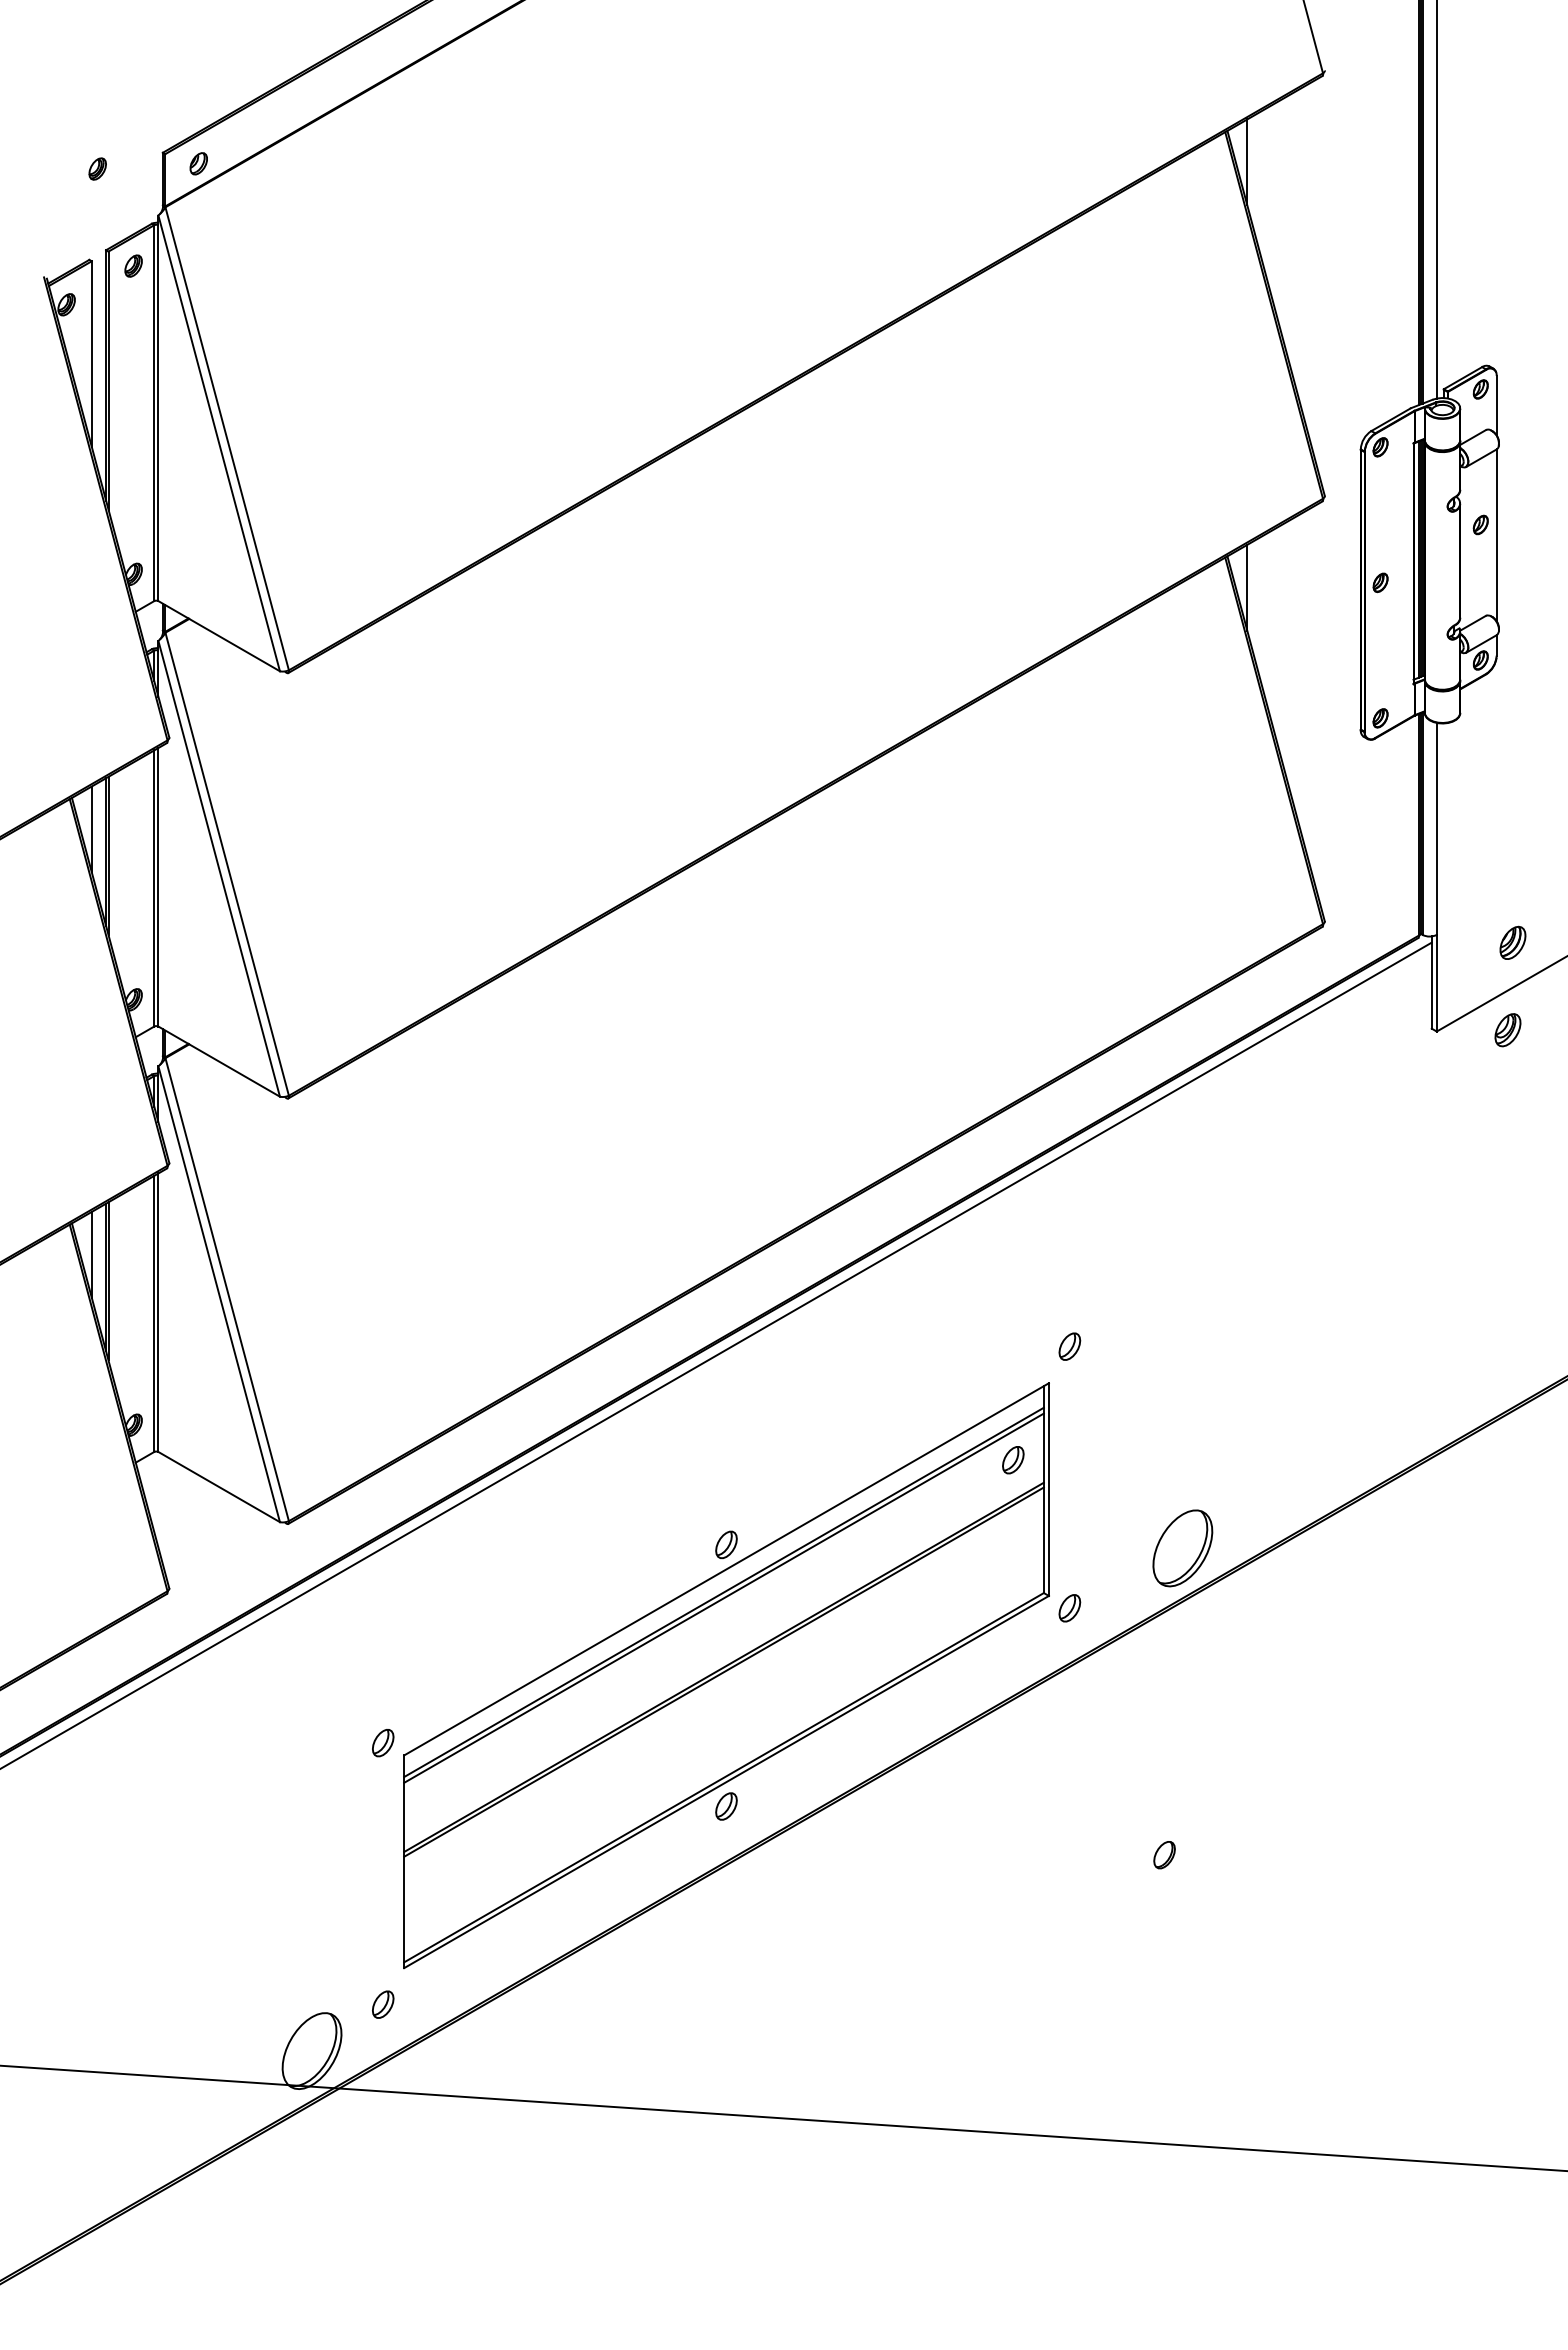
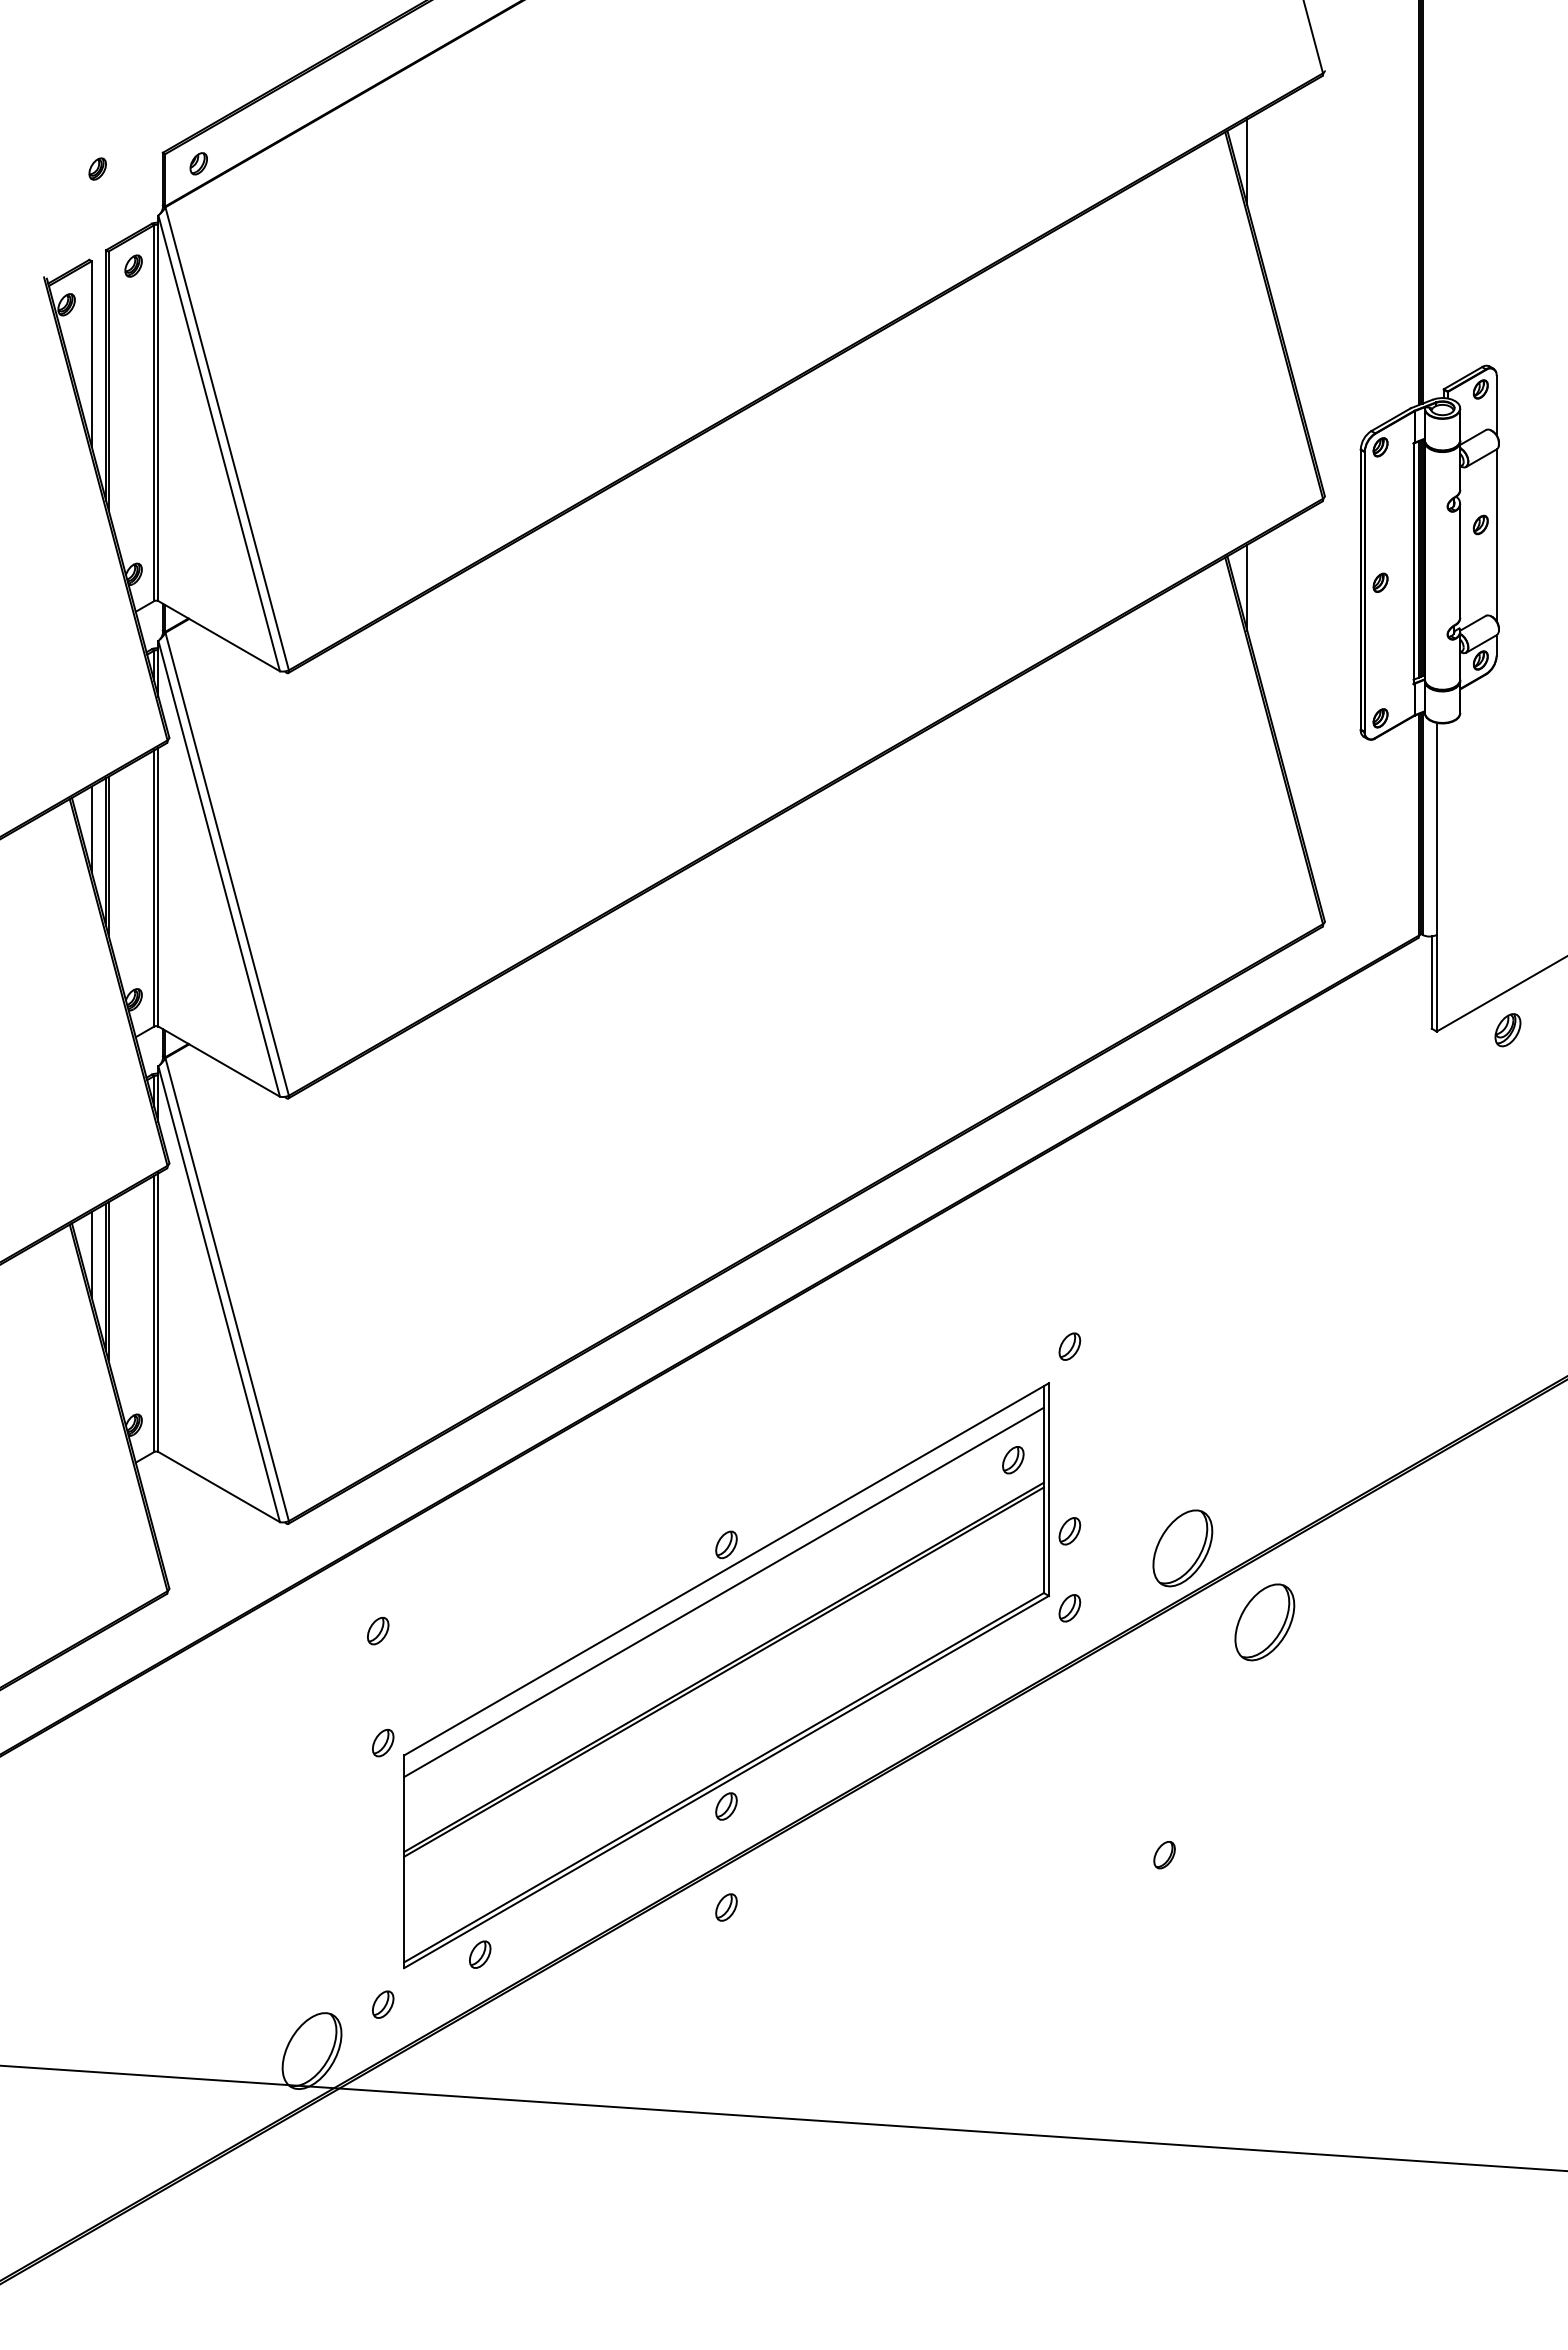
line: present -> none (1436, 200)
part: present -> none (1512, 942)
line: present -> none (716, 1354)
part: none -> present (1069, 1531)
line: present -> none (723, 1597)
part: none -> present (1264, 1622)
part: none -> present (378, 1631)
part: none -> present (726, 1907)
part: none -> present (480, 1954)
